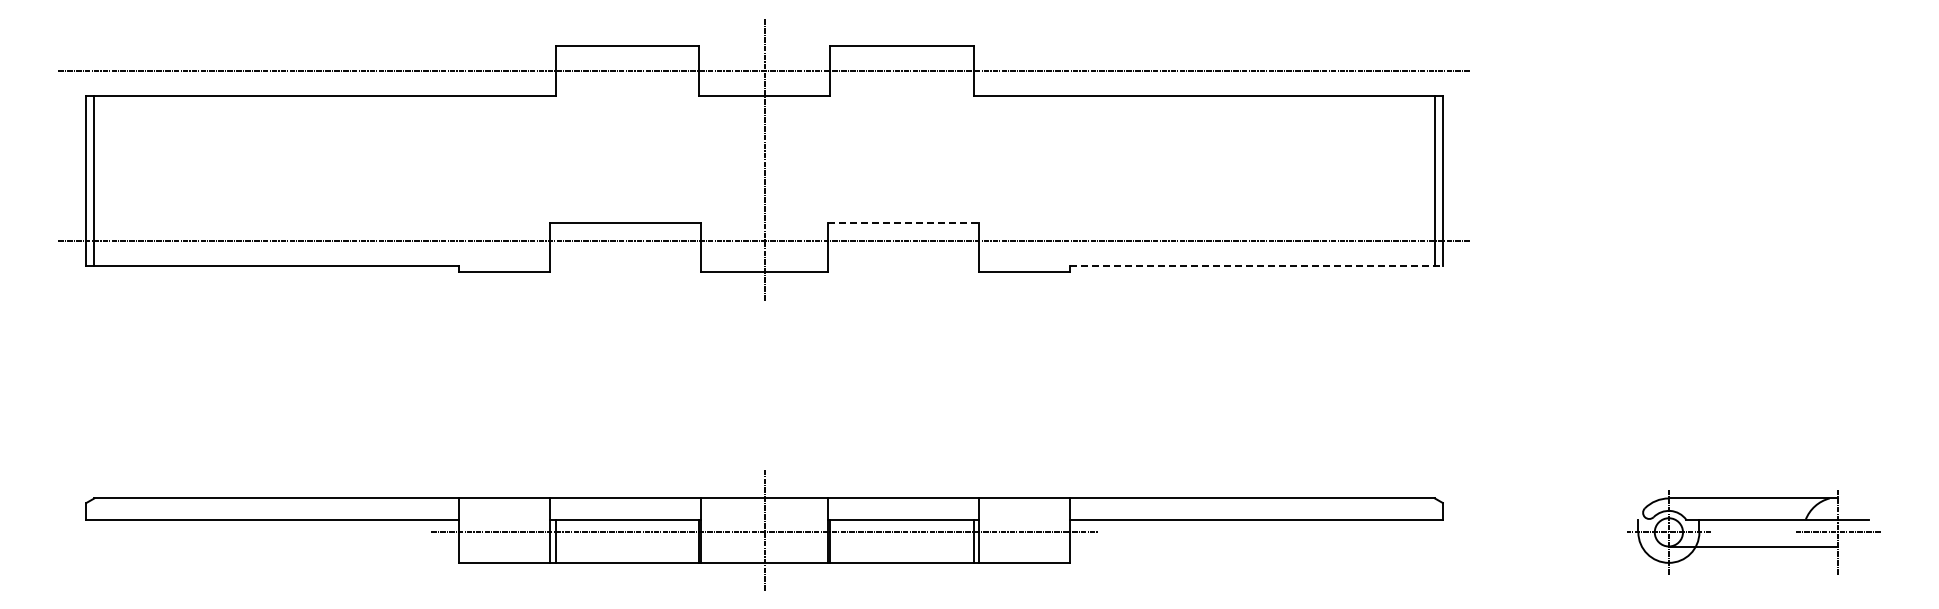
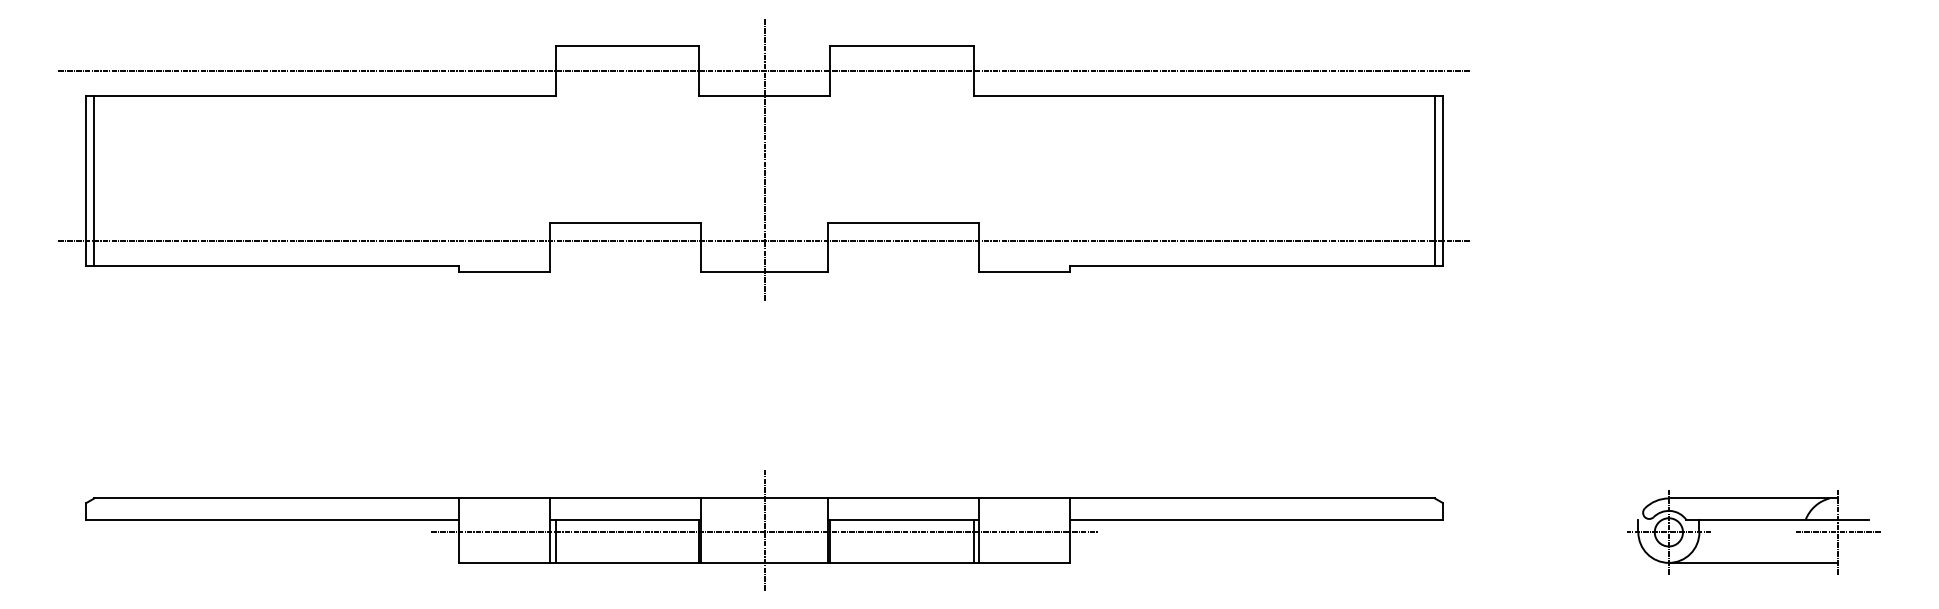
line: dashed -> solid (903, 222)
line: dashed -> solid (1256, 265)
line position: (1753, 546) -> (1753, 562) (1753, 562)
